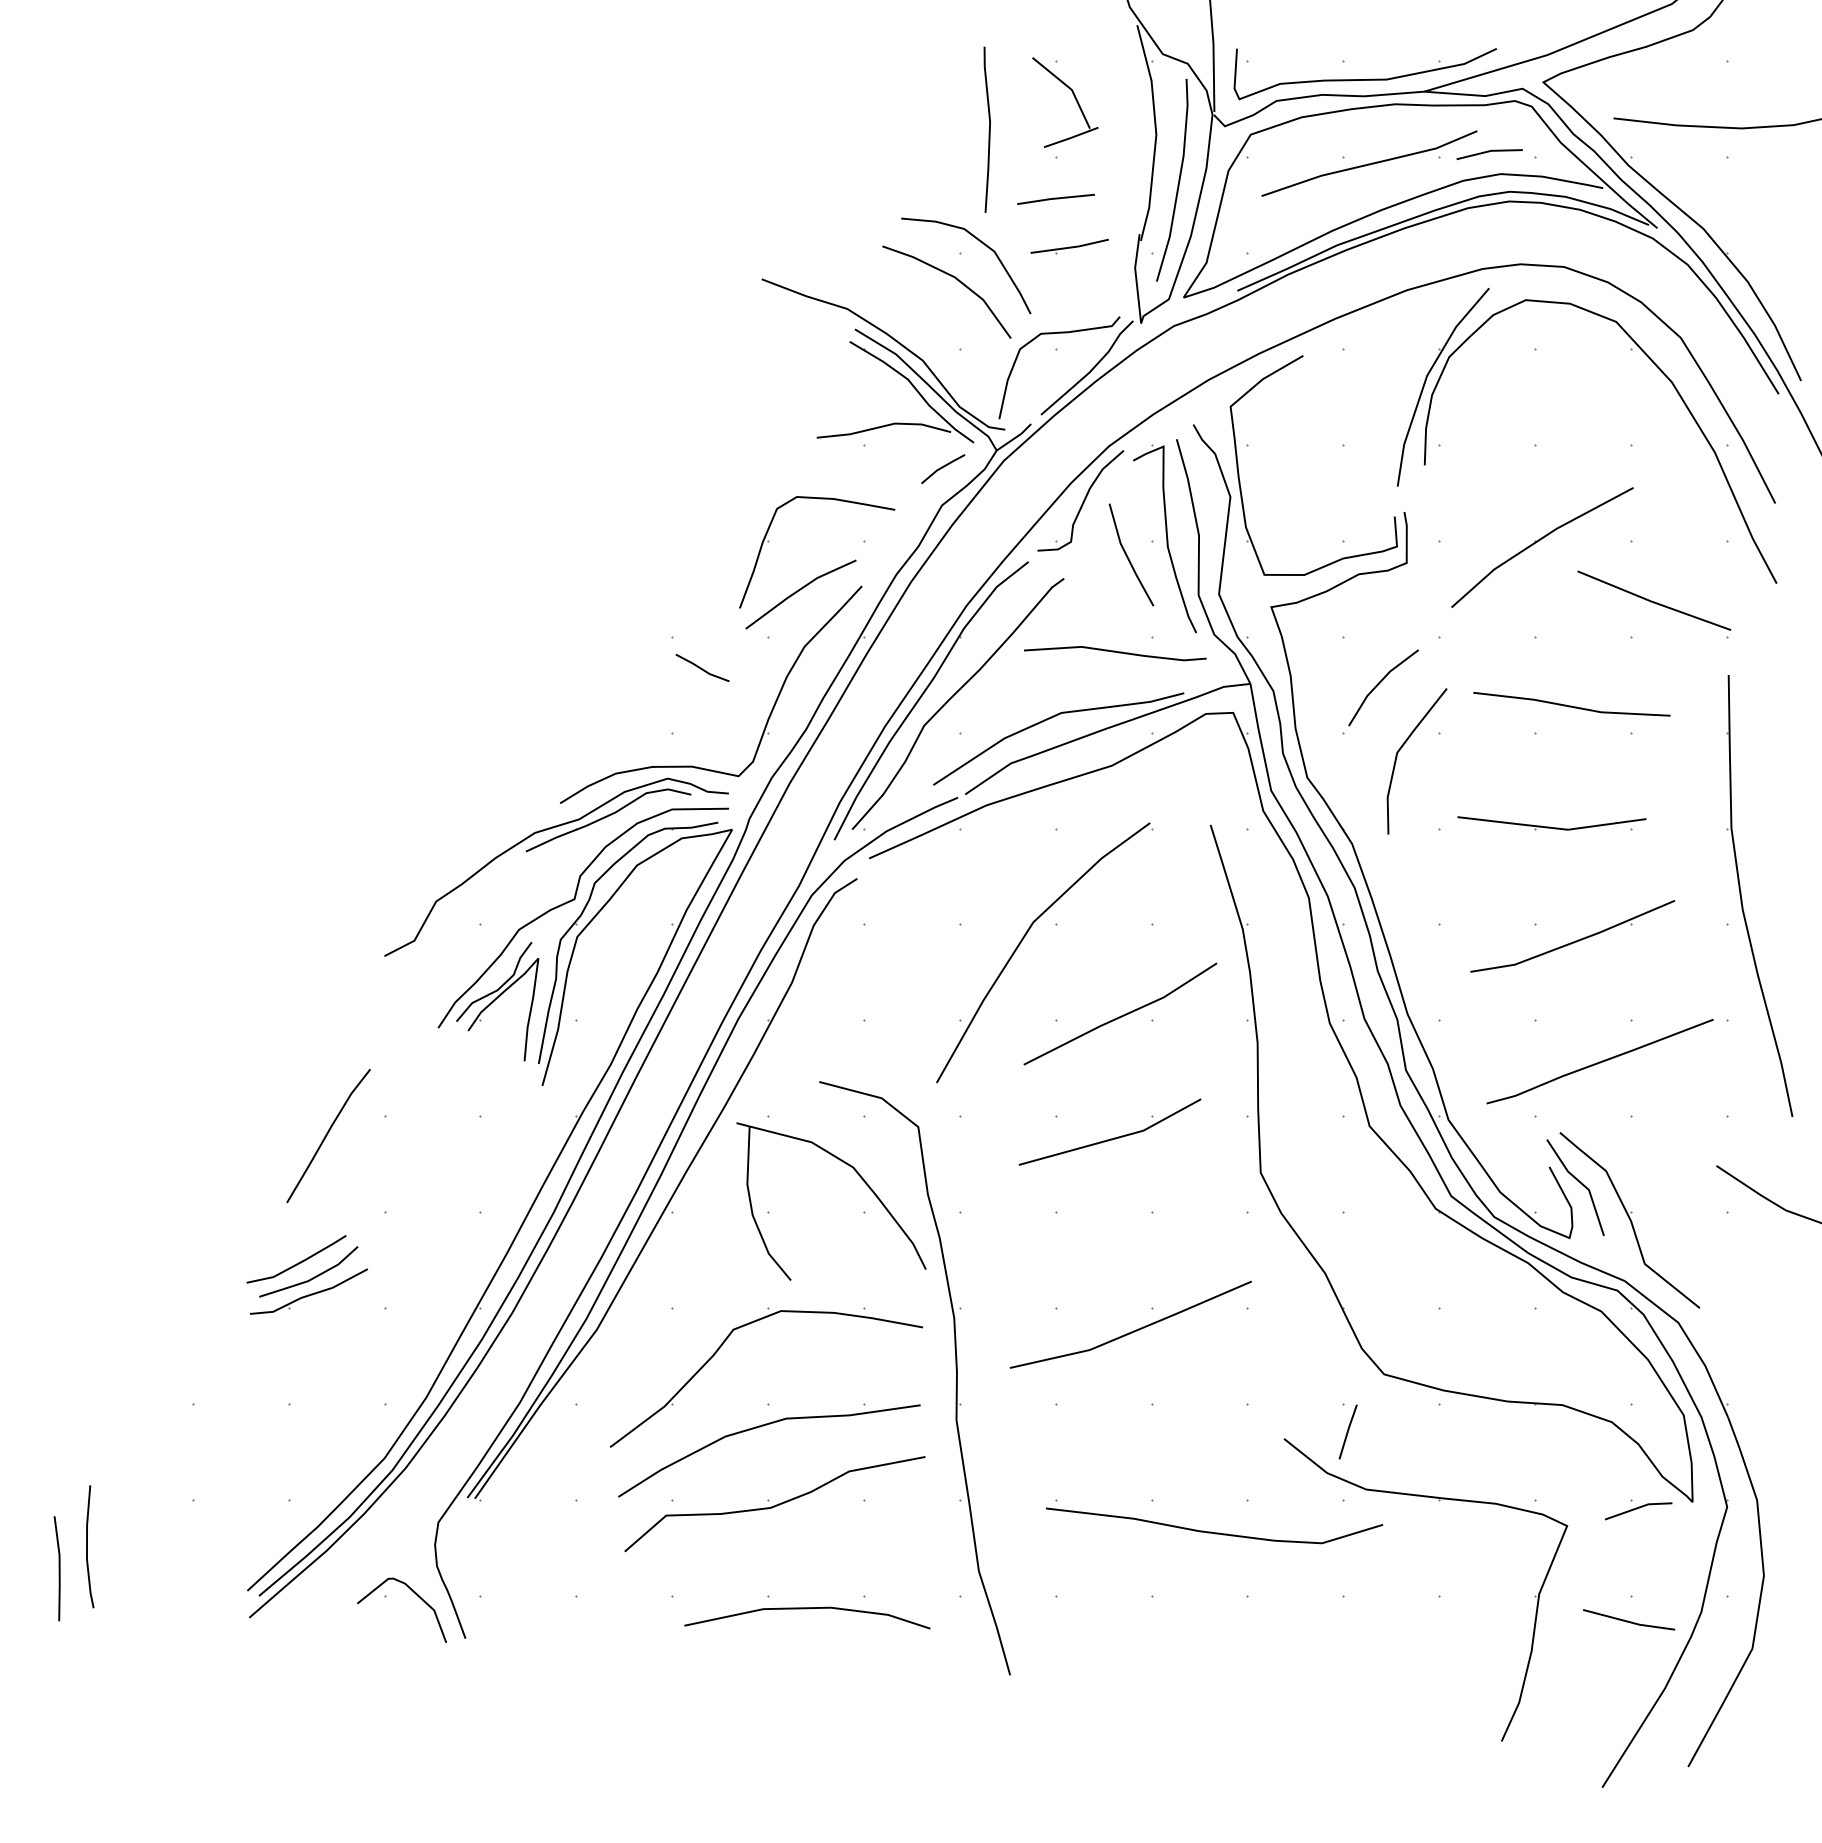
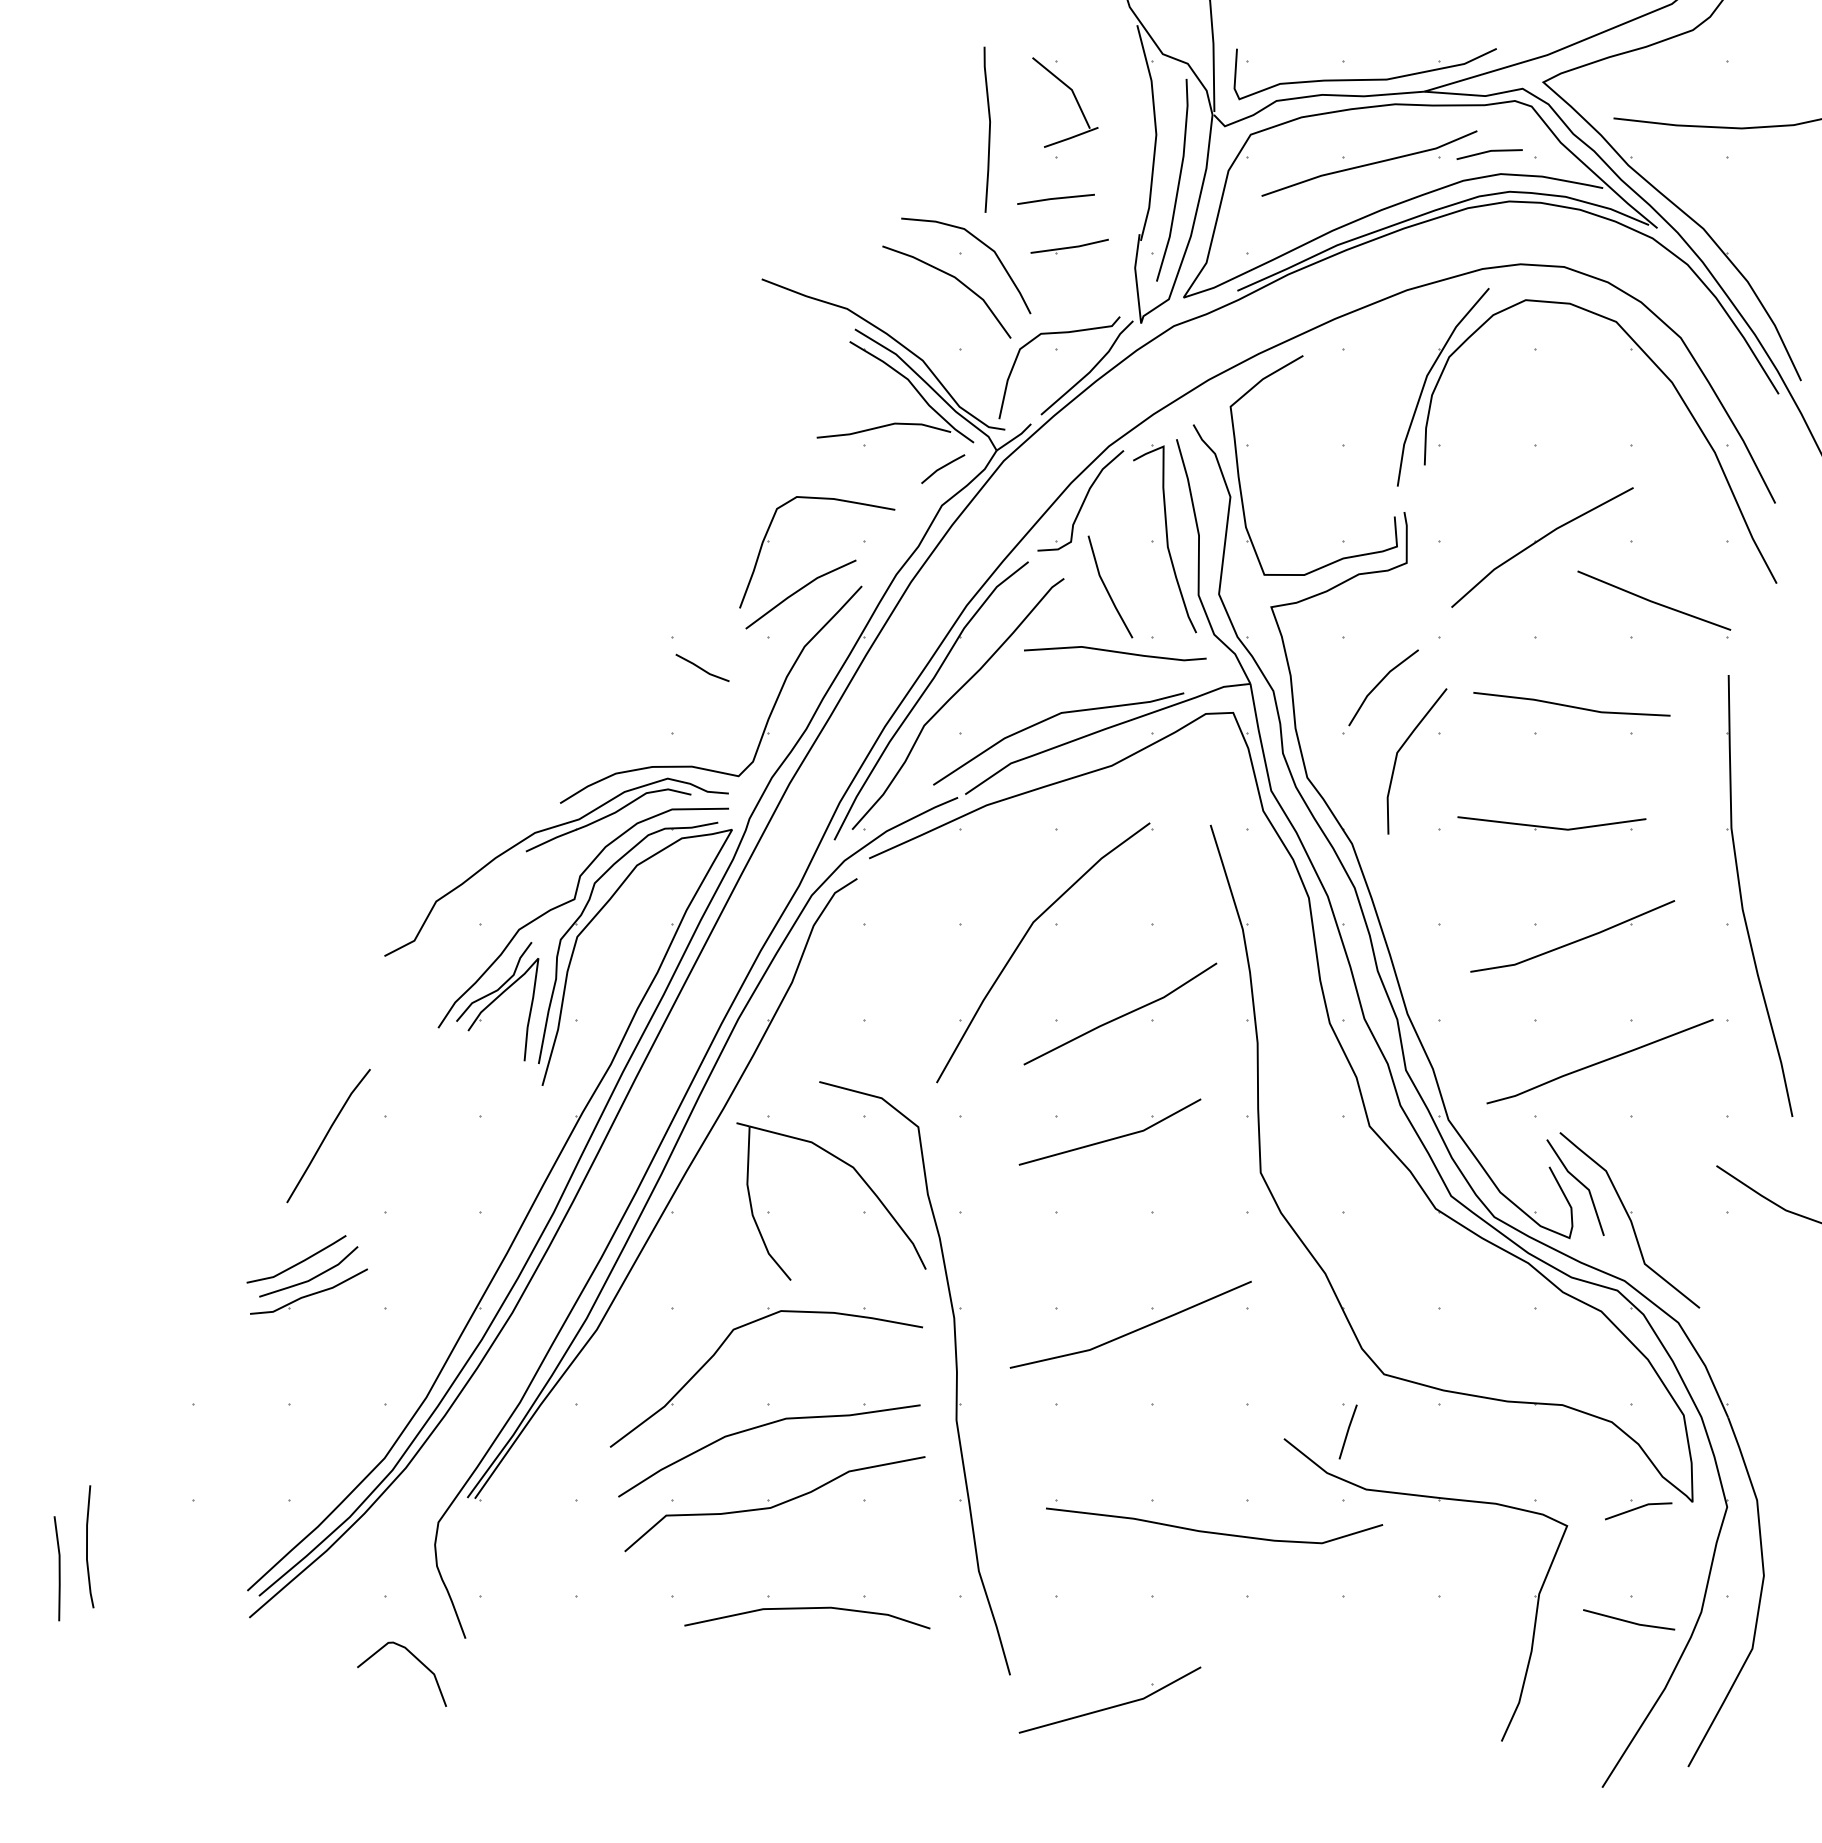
line position: (1128, 556) -> (1107, 588) (1107, 588)
curve position: (415, 1594) -> (415, 1658) (415, 1658)
part: none -> present (1110, 1706)
